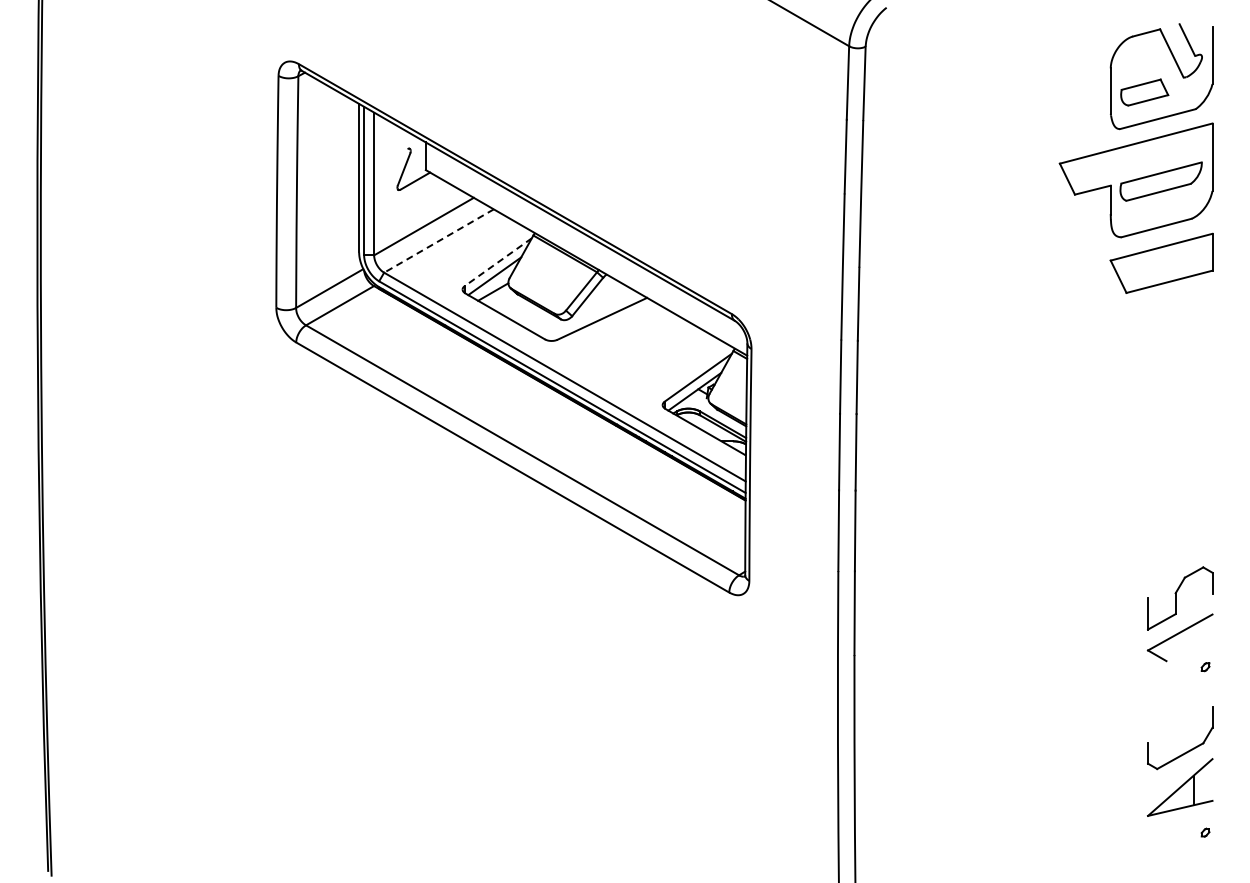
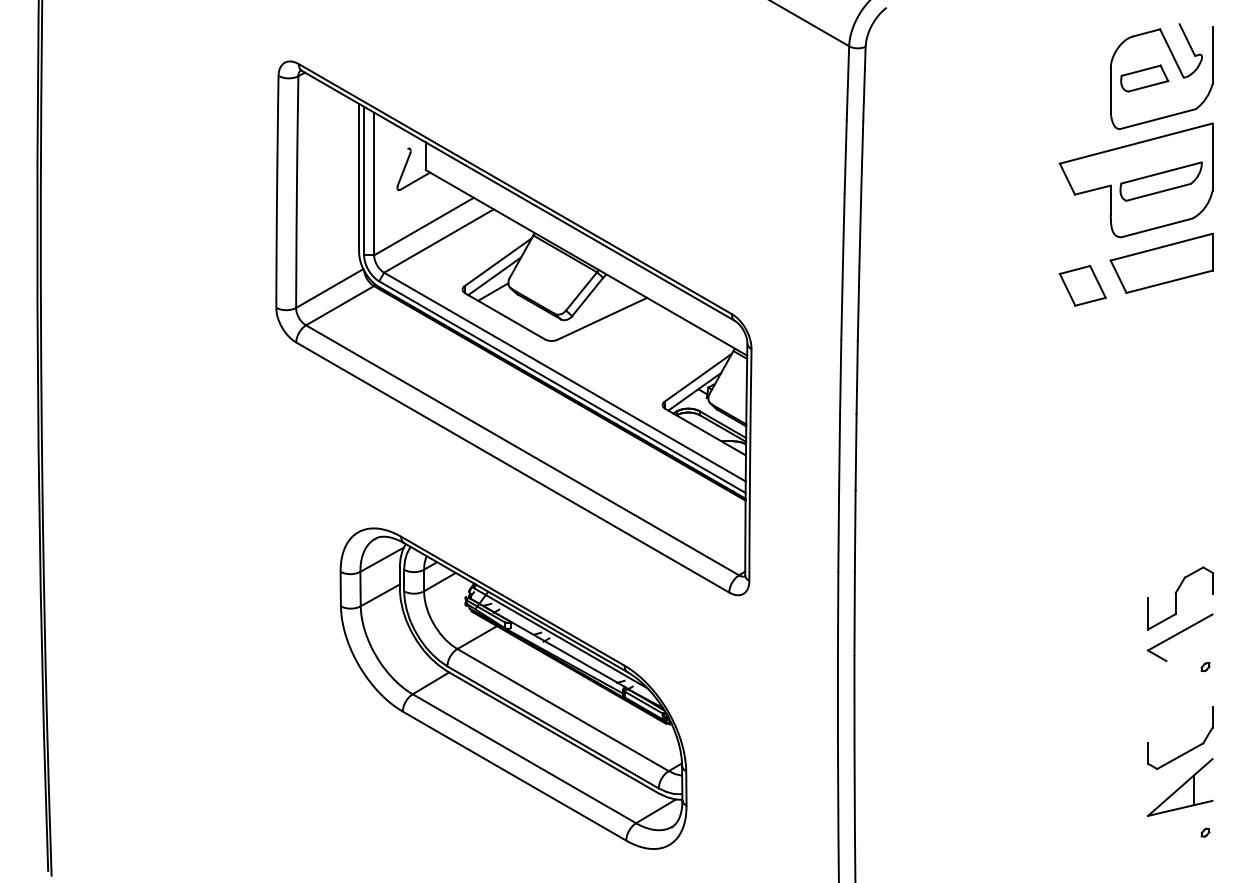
part position: (1144, 92) -> (1144, 78) (1144, 78)
line: dashed -> solid (438, 241)
line: dashed -> solid (497, 262)
part: none -> present (1082, 285)
part: none -> present (513, 688)
